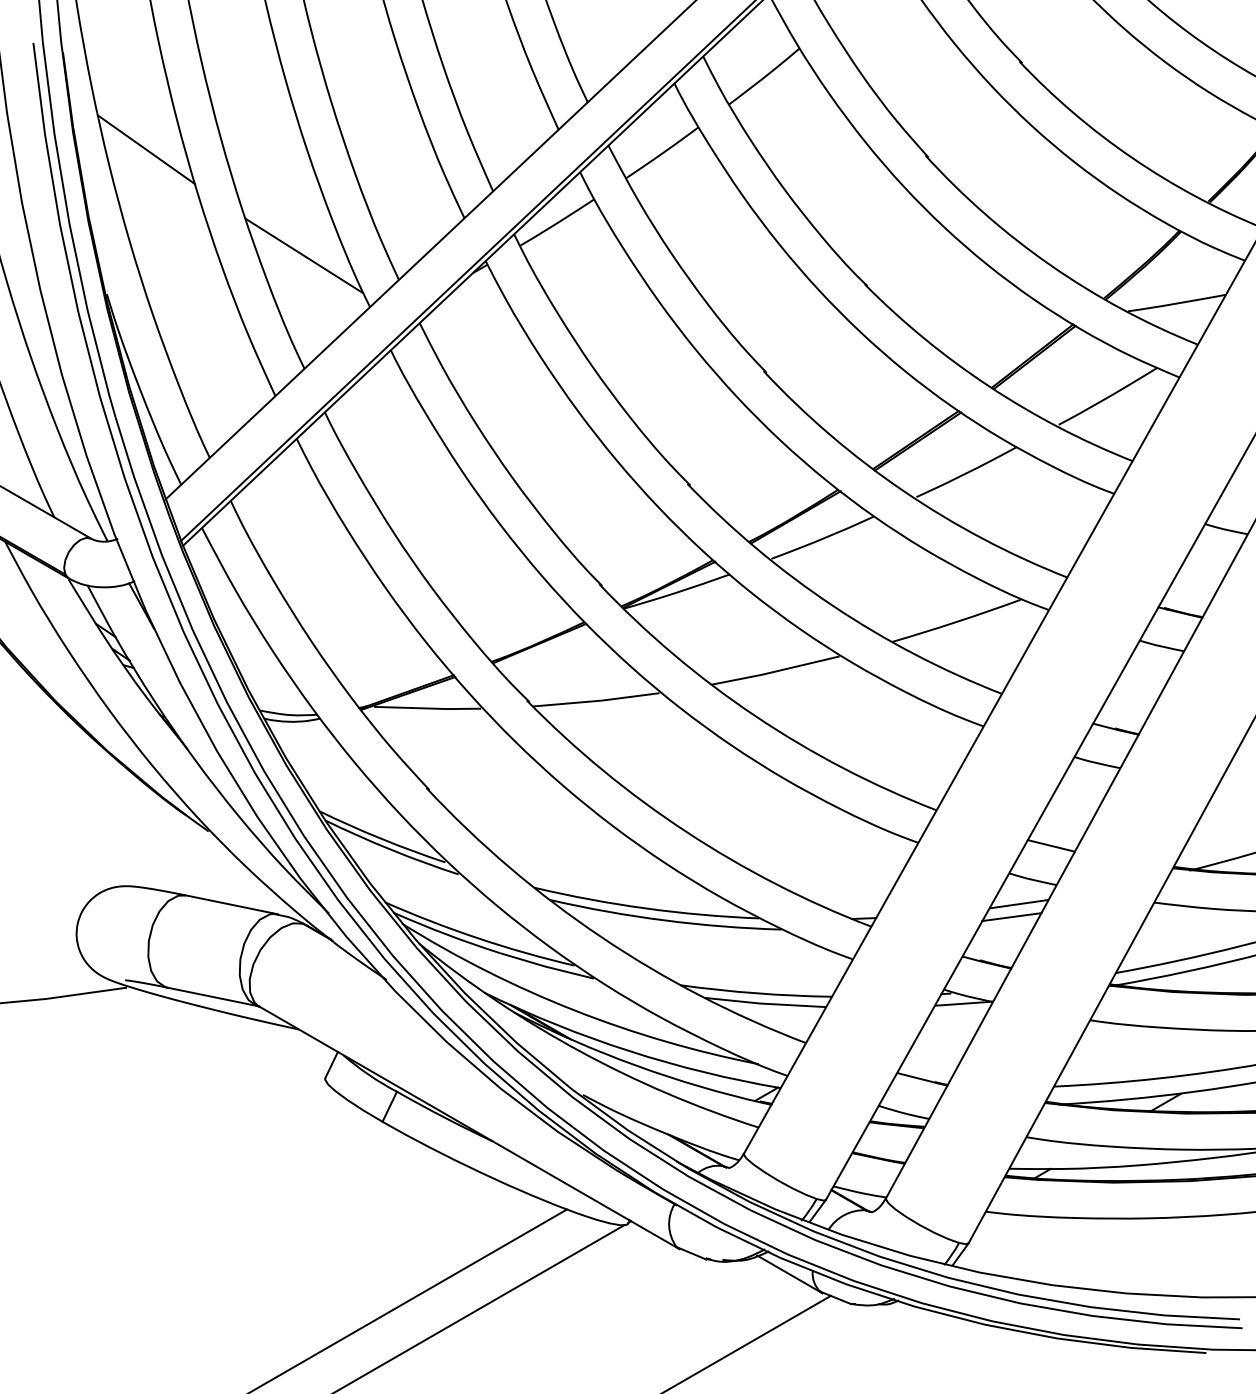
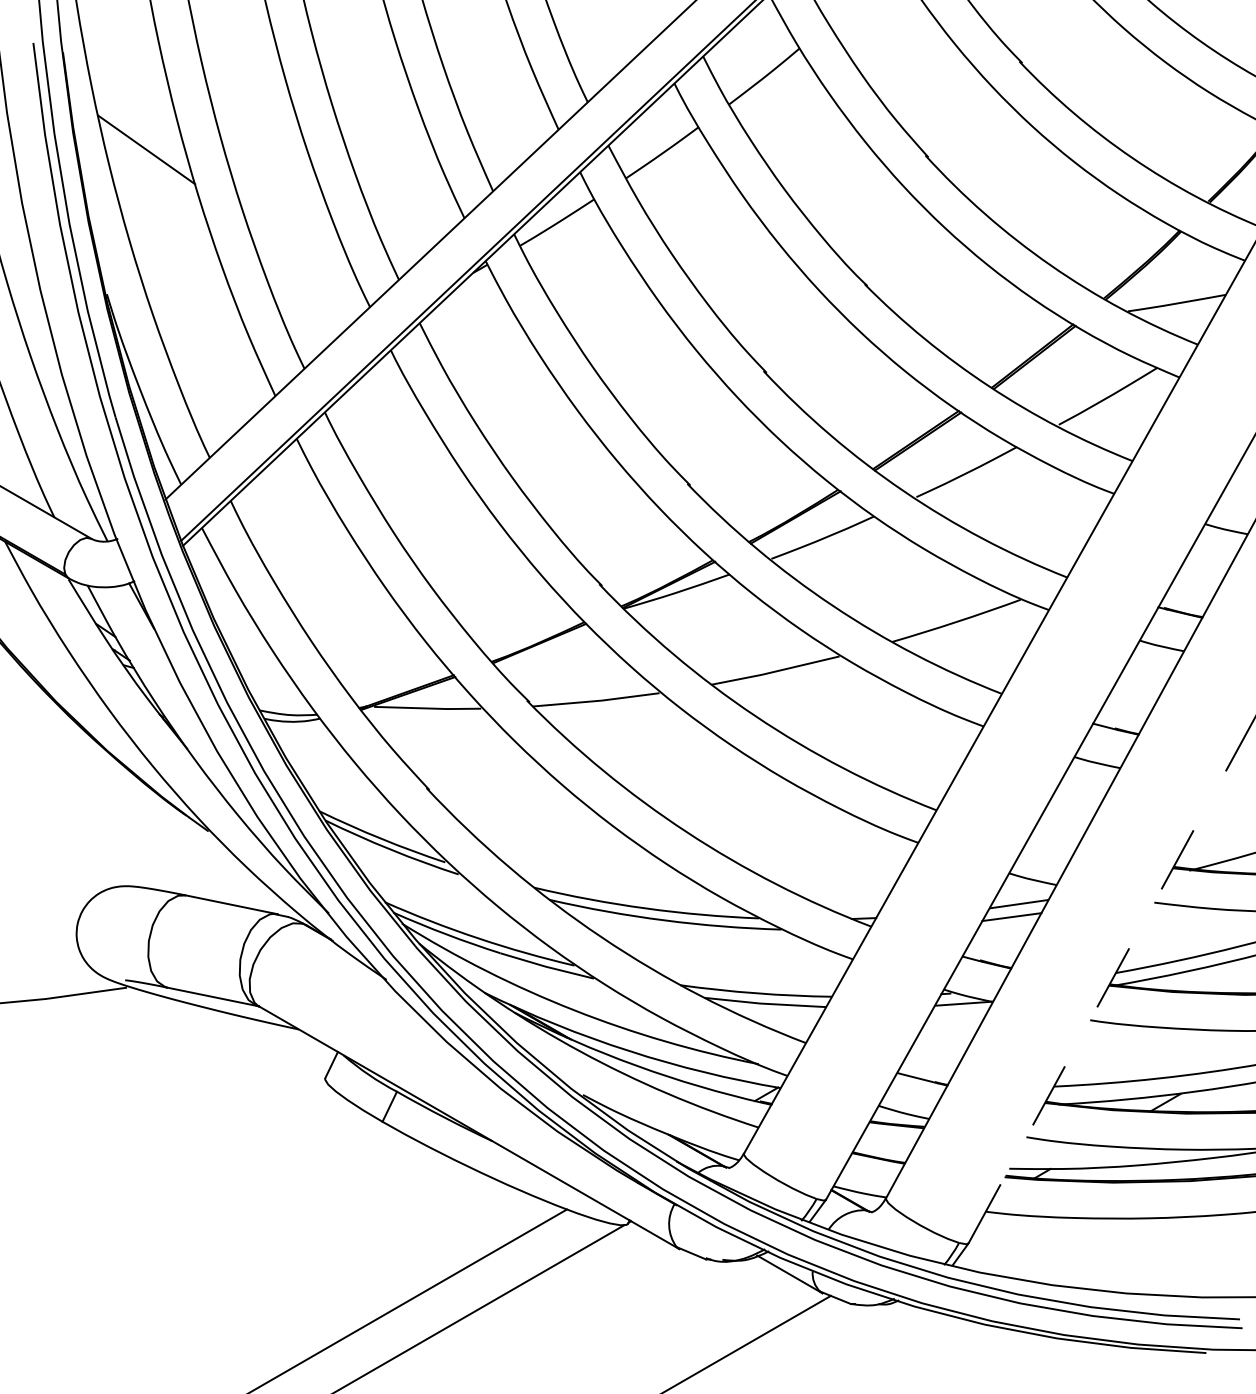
line: present -> none (304, 255)
line: present -> none (1050, 845)
line: solid -> dashed (1112, 980)
